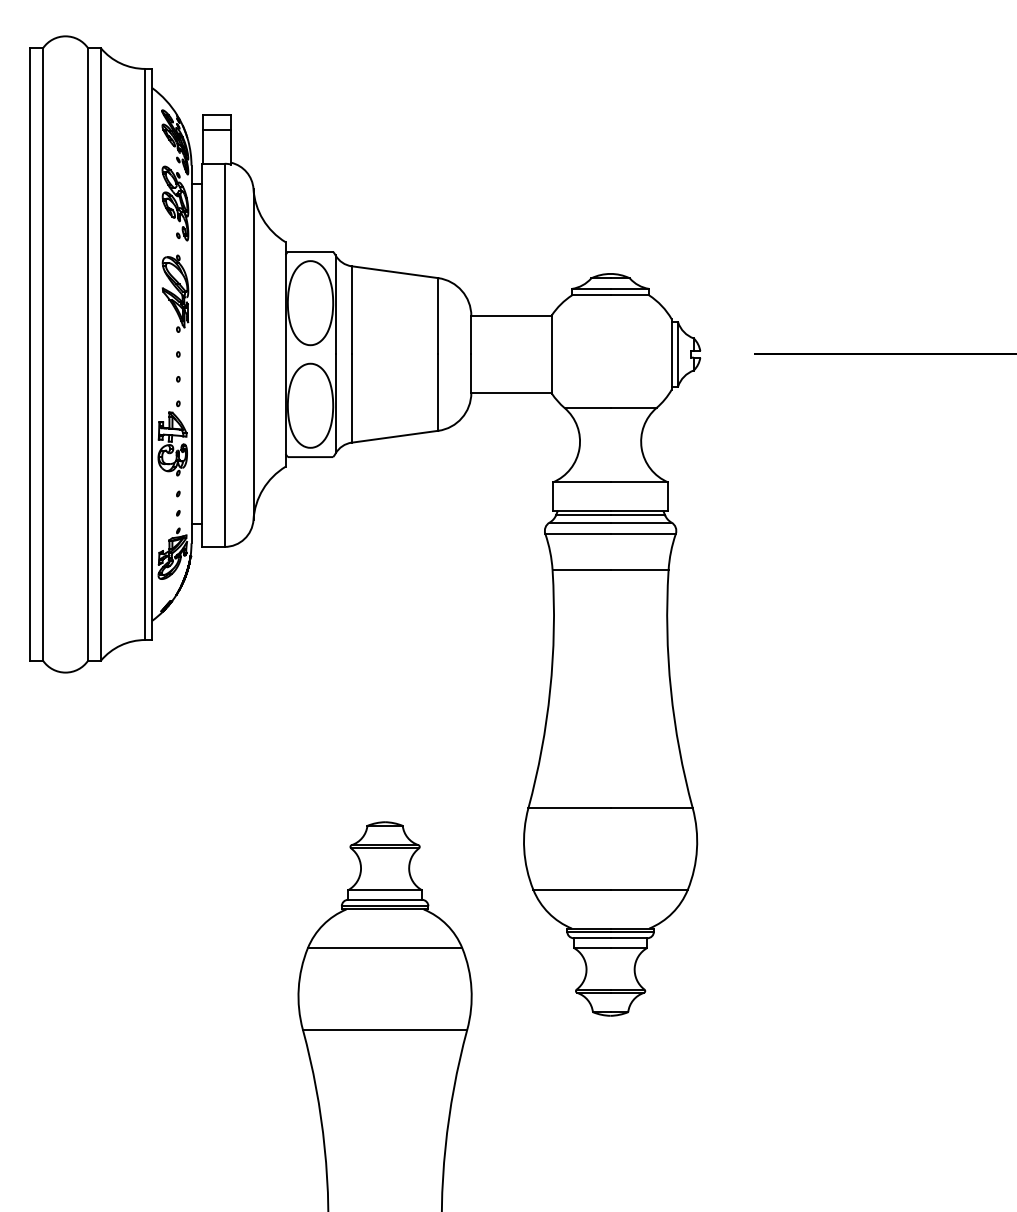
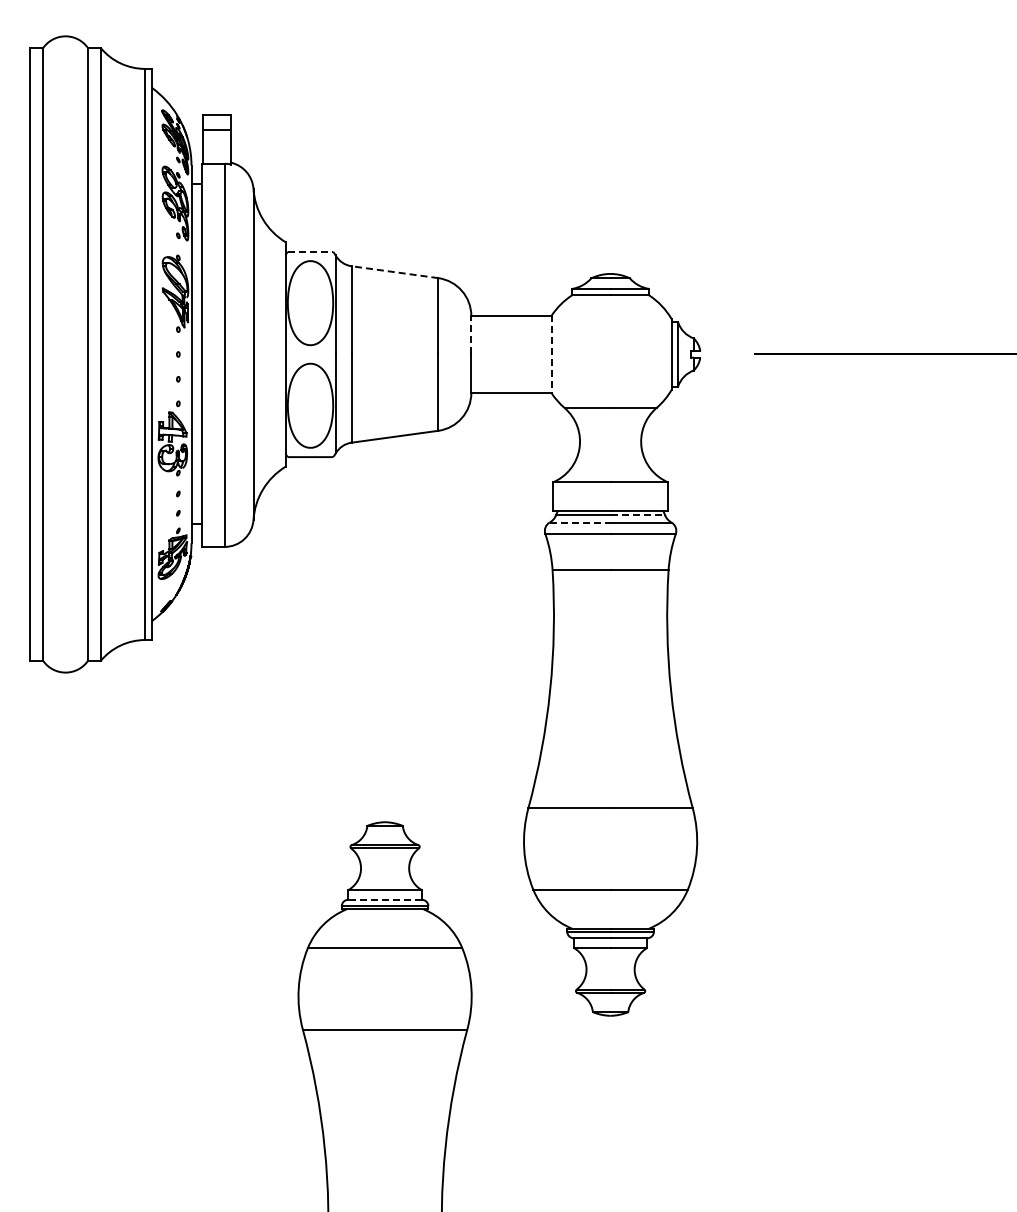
line: solid -> dashed (310, 251)
line: solid -> dashed (395, 272)
line: solid -> dashed (471, 334)
line: solid -> dashed (551, 354)
line: solid -> dashed (638, 515)
line: solid -> dashed (580, 522)
line: solid -> dashed (385, 899)
